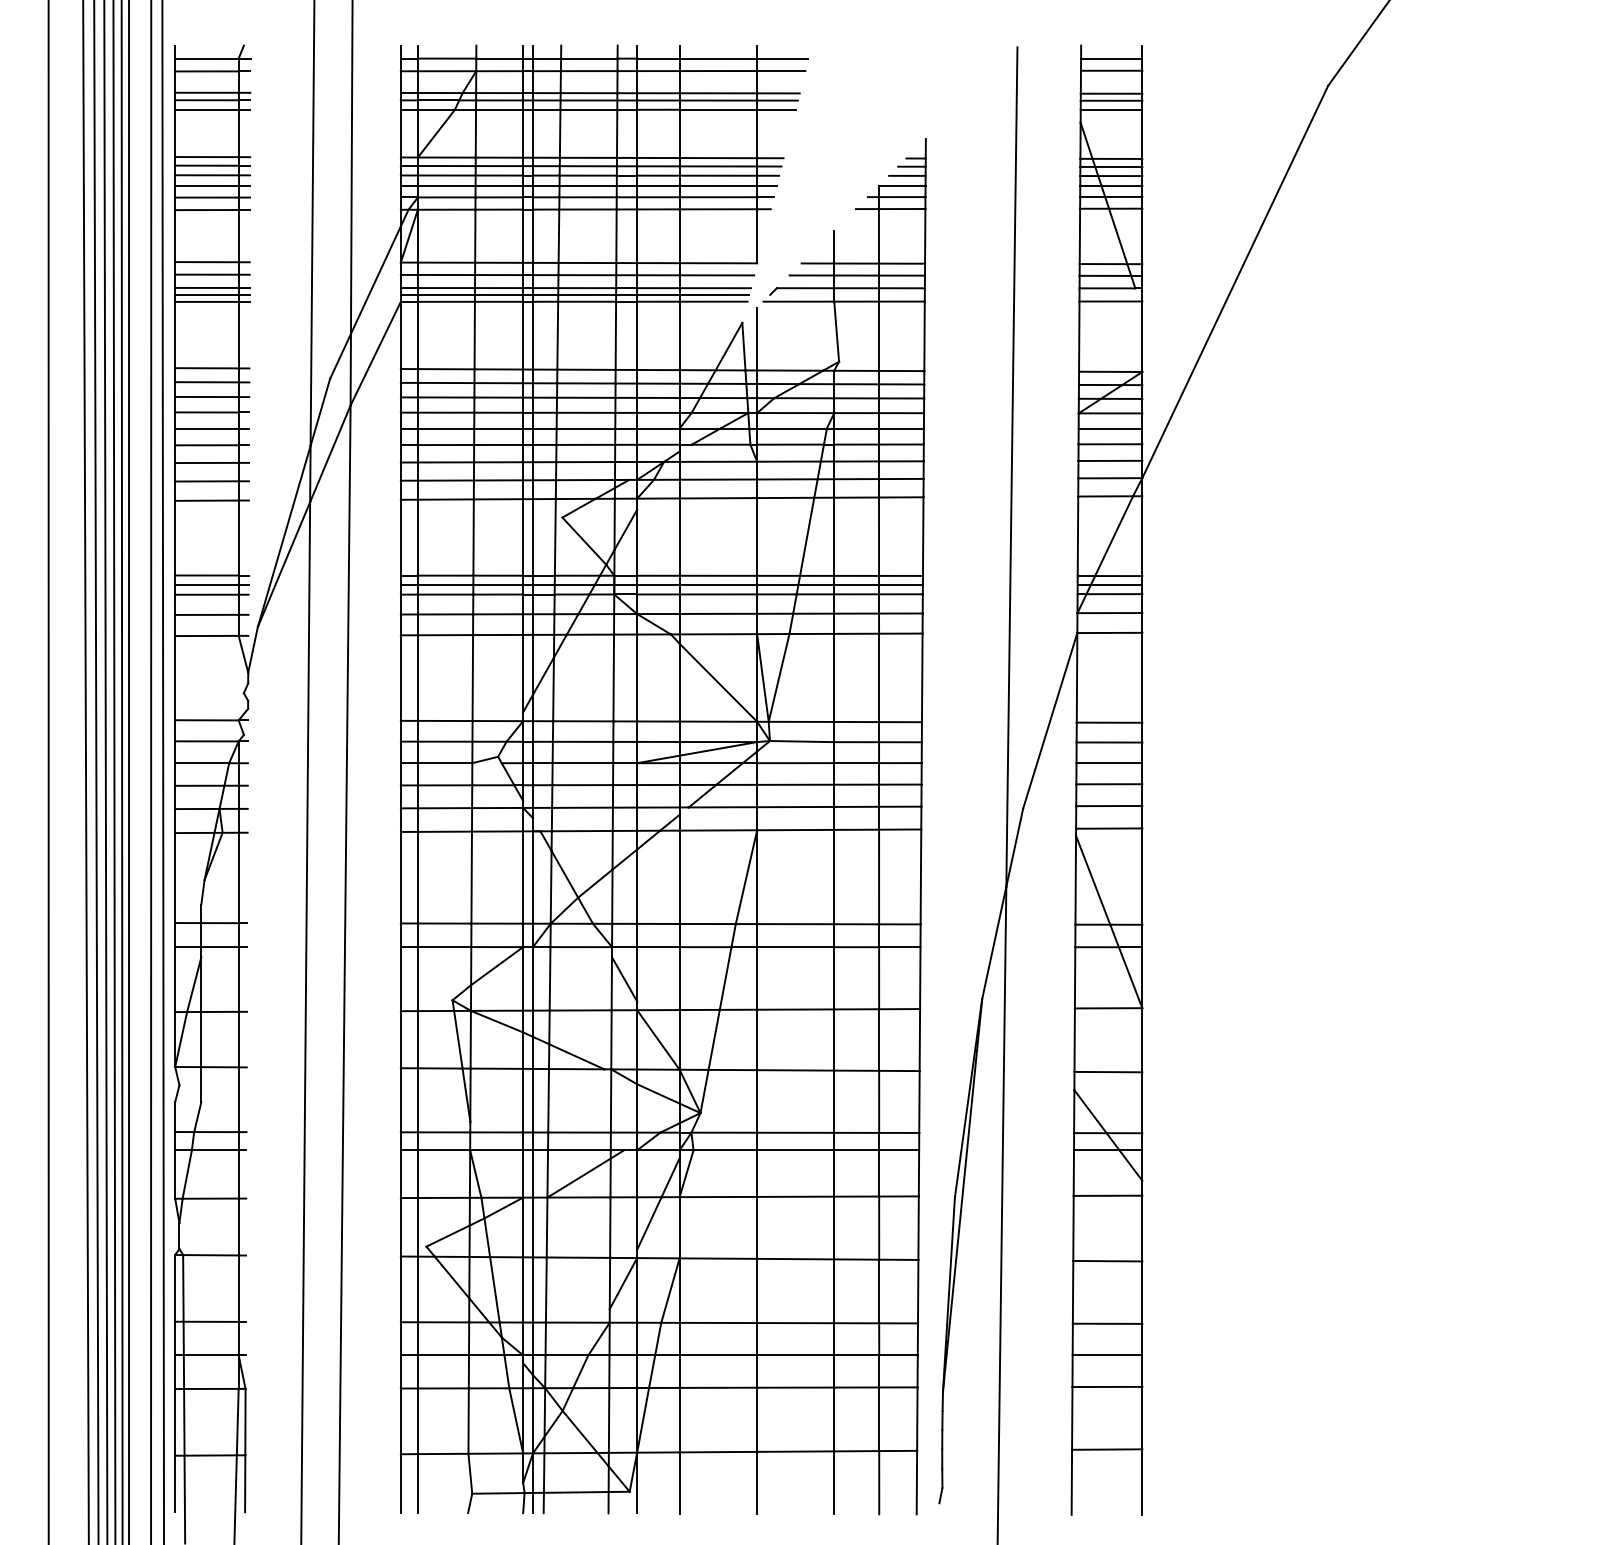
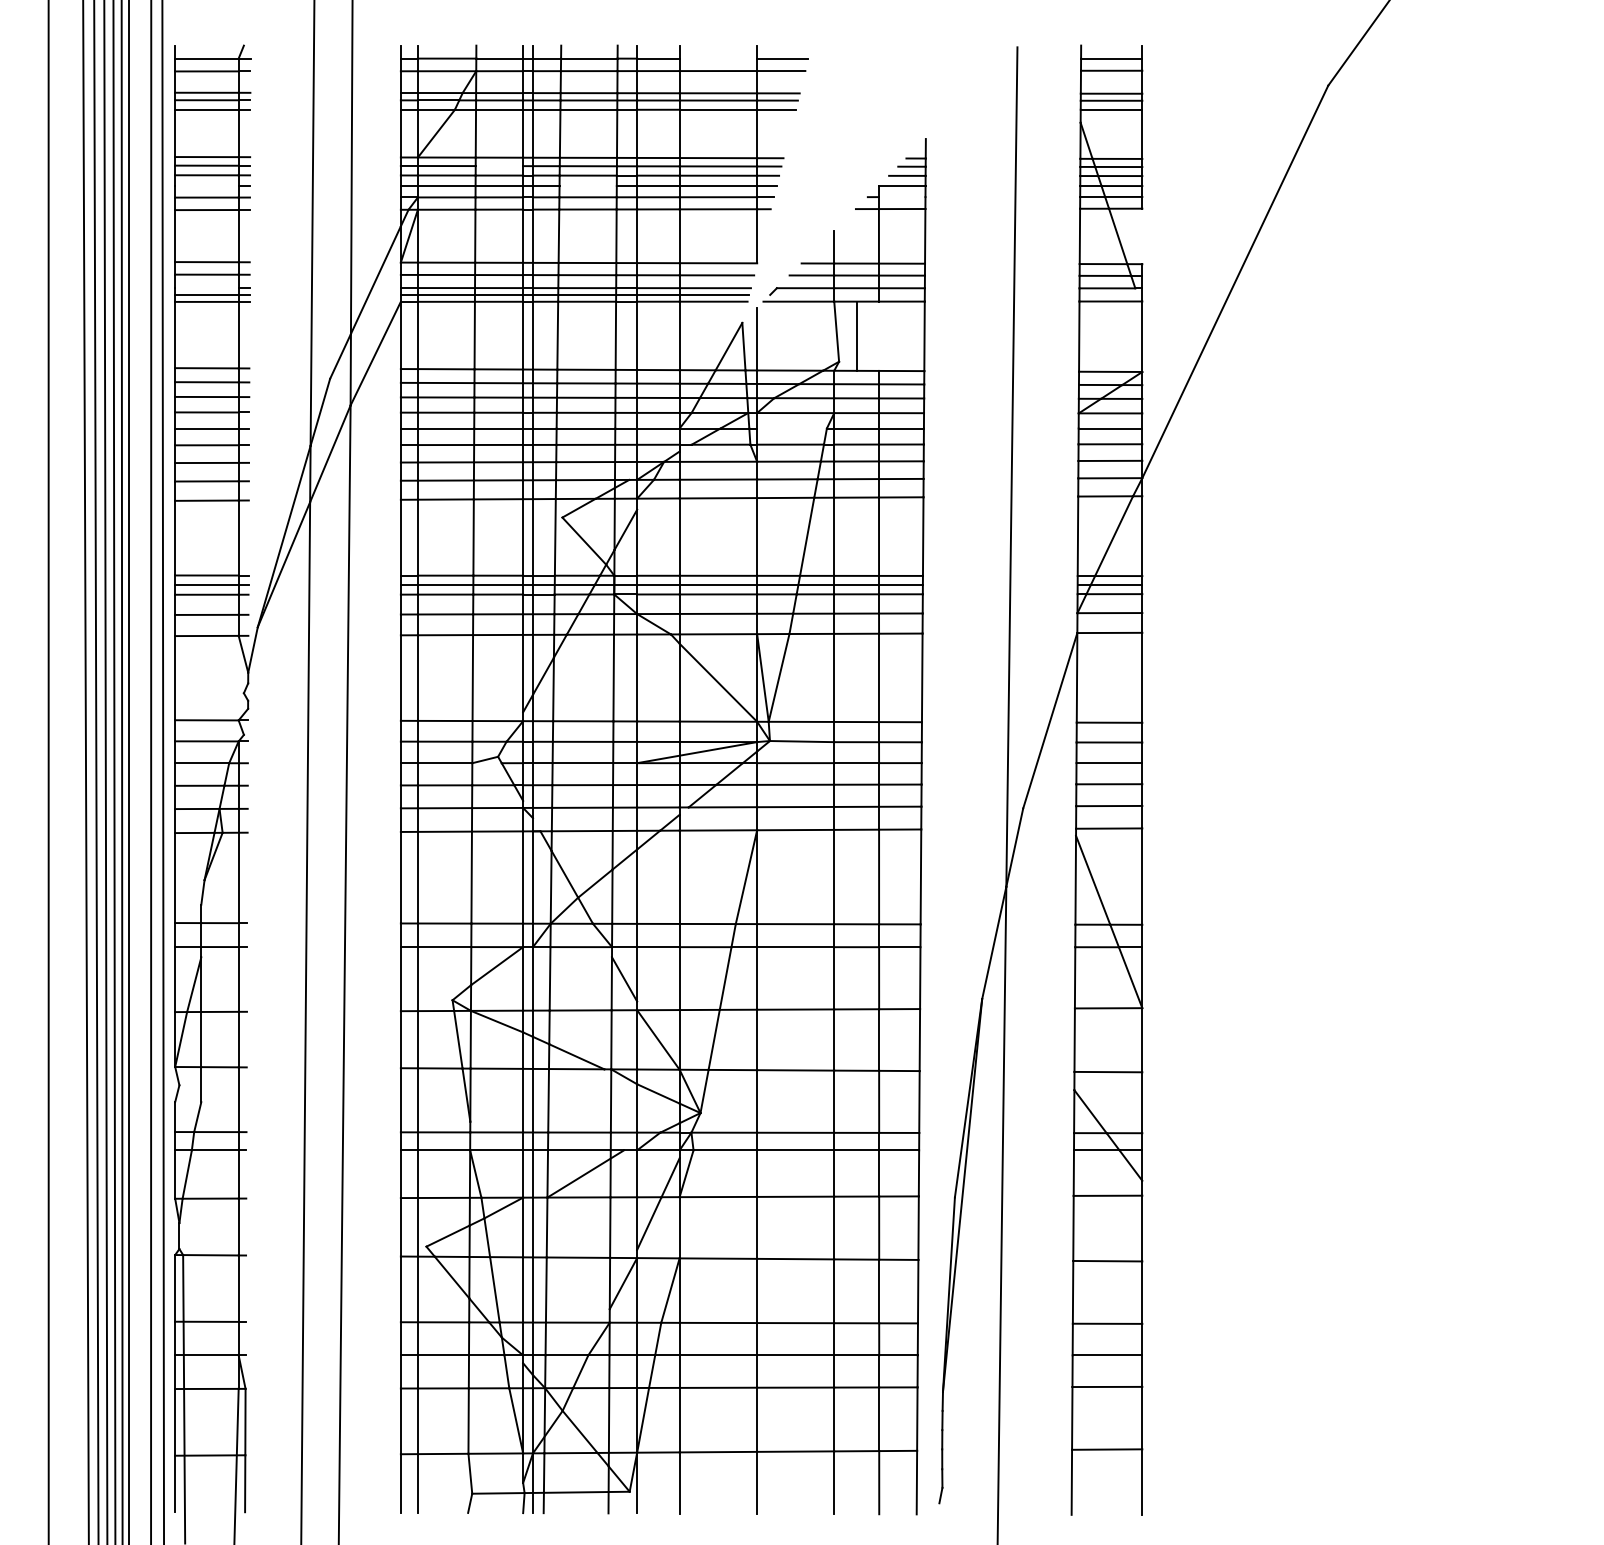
line: present -> none (718, 58)
line: present -> none (499, 166)
line: present -> none (206, 185)
line: present -> none (587, 185)
line: present -> none (901, 197)
line: present -> none (1142, 236)
line: present -> none (206, 287)
line position: (878, 335) -> (856, 335) (856, 335)
line: present -> none (791, 428)
